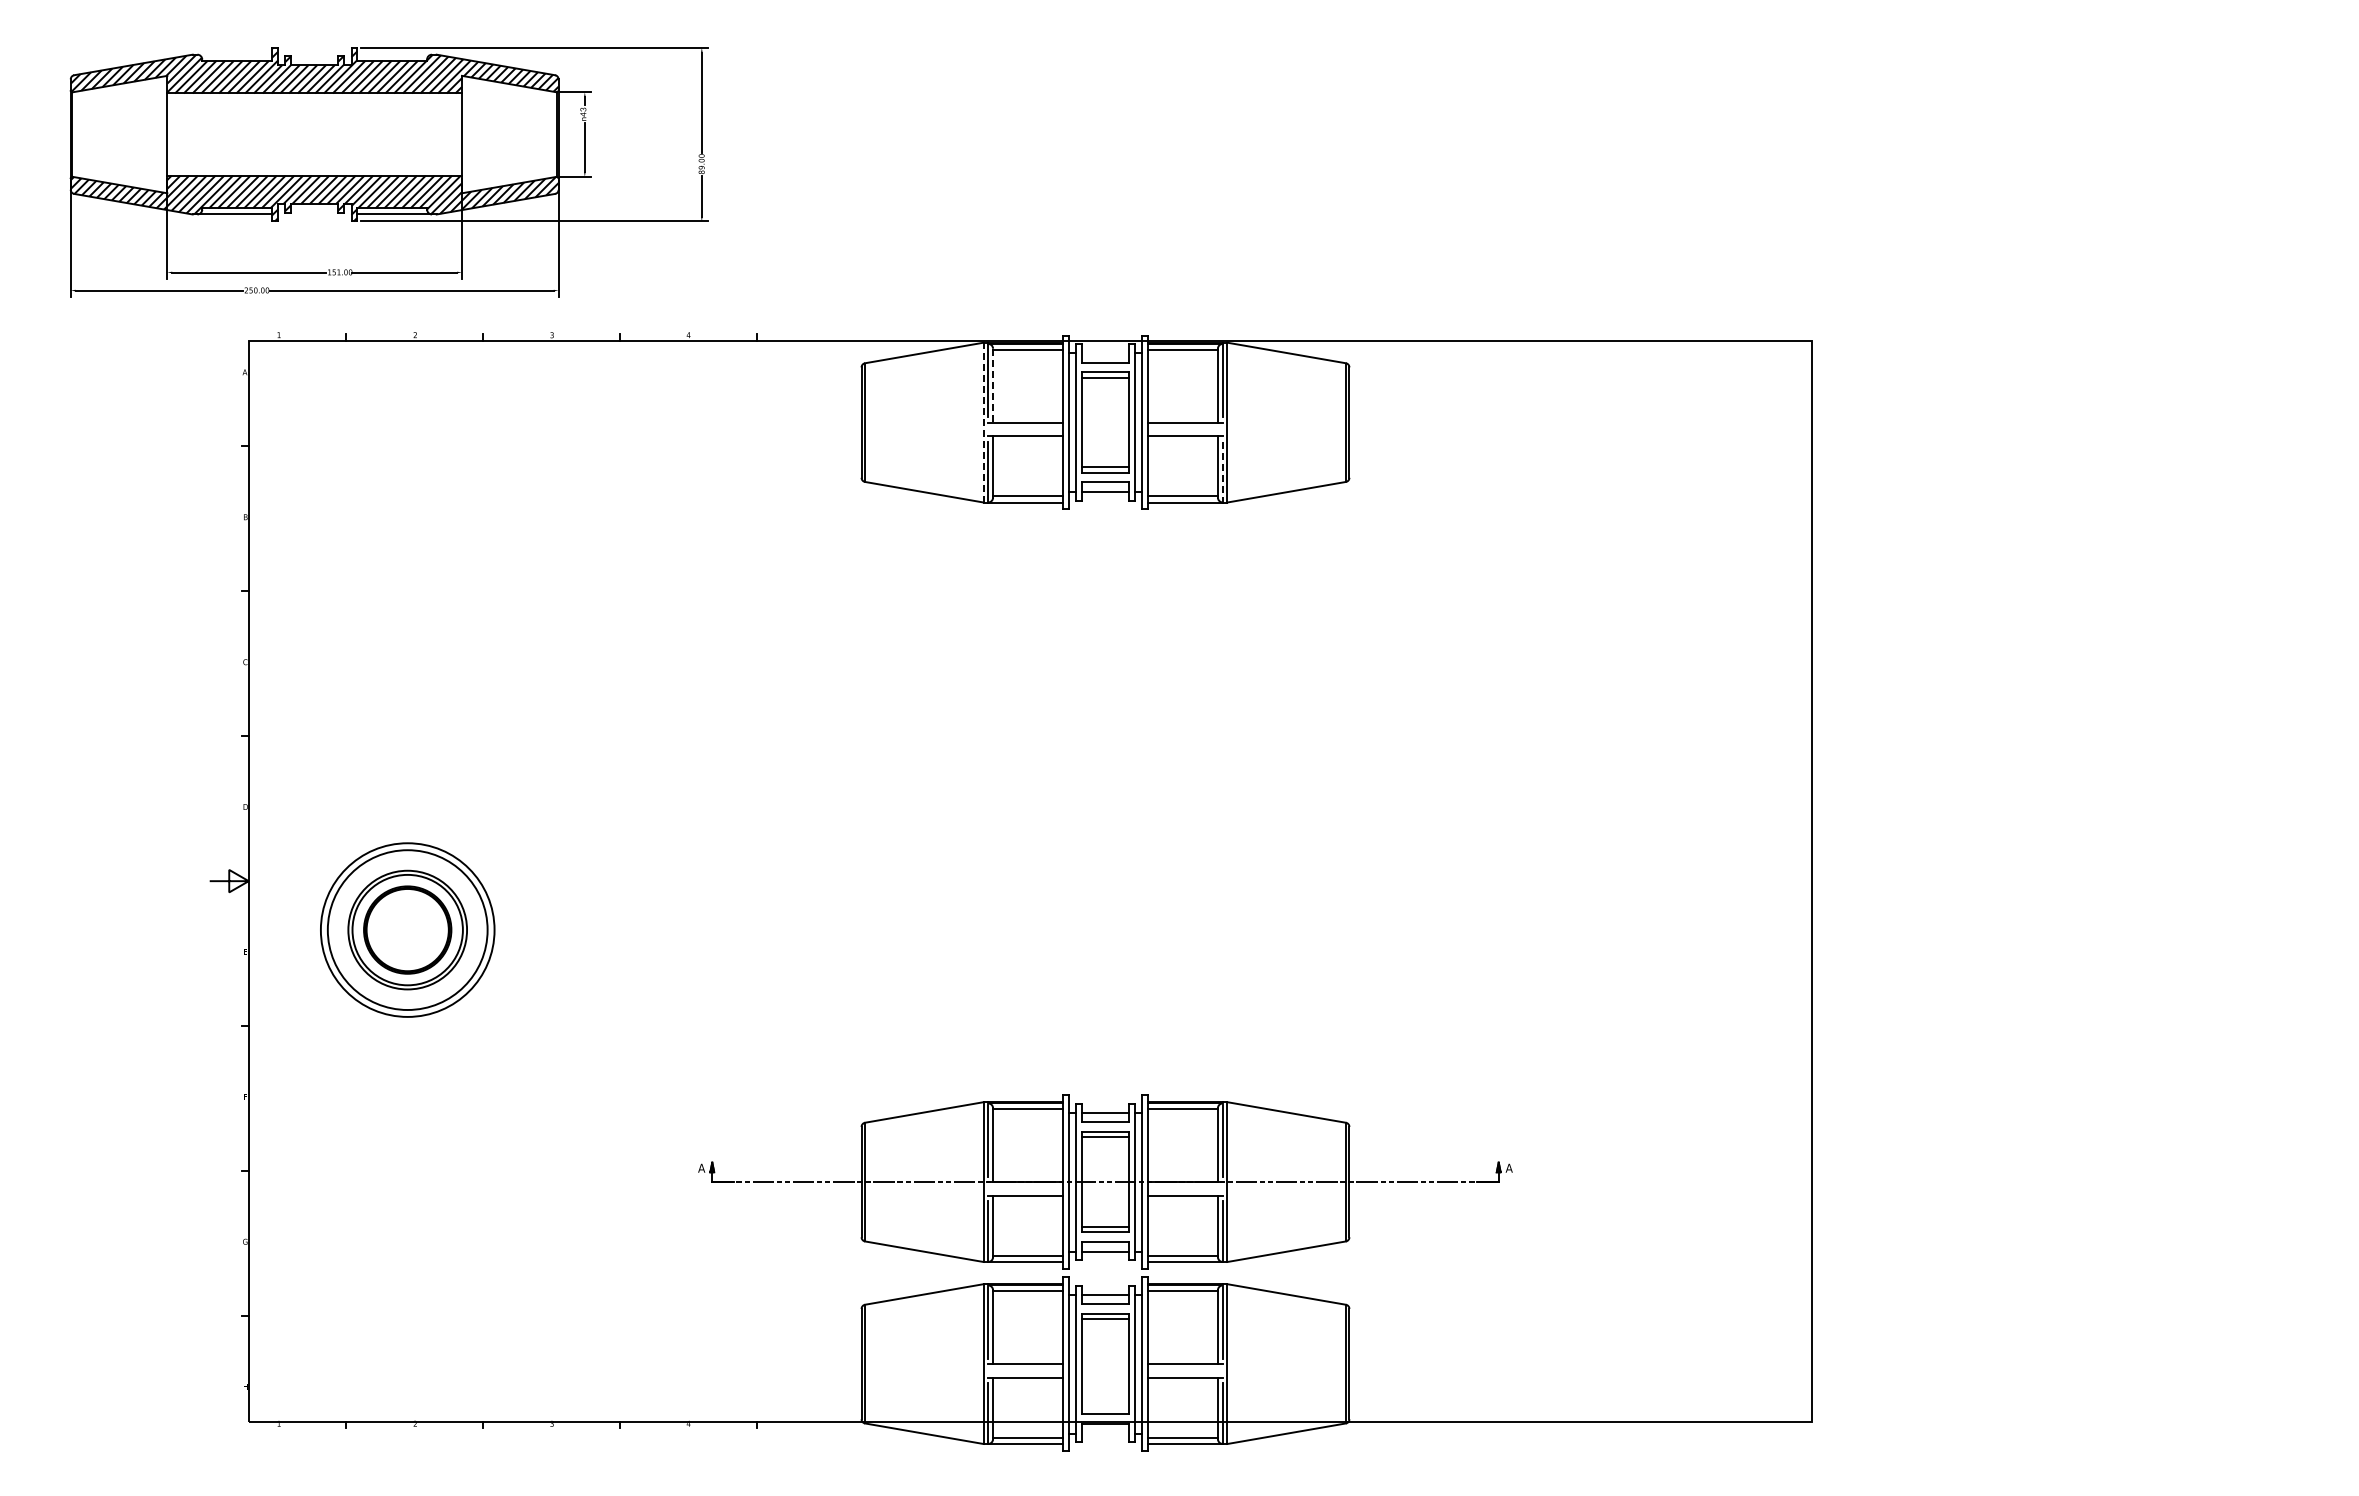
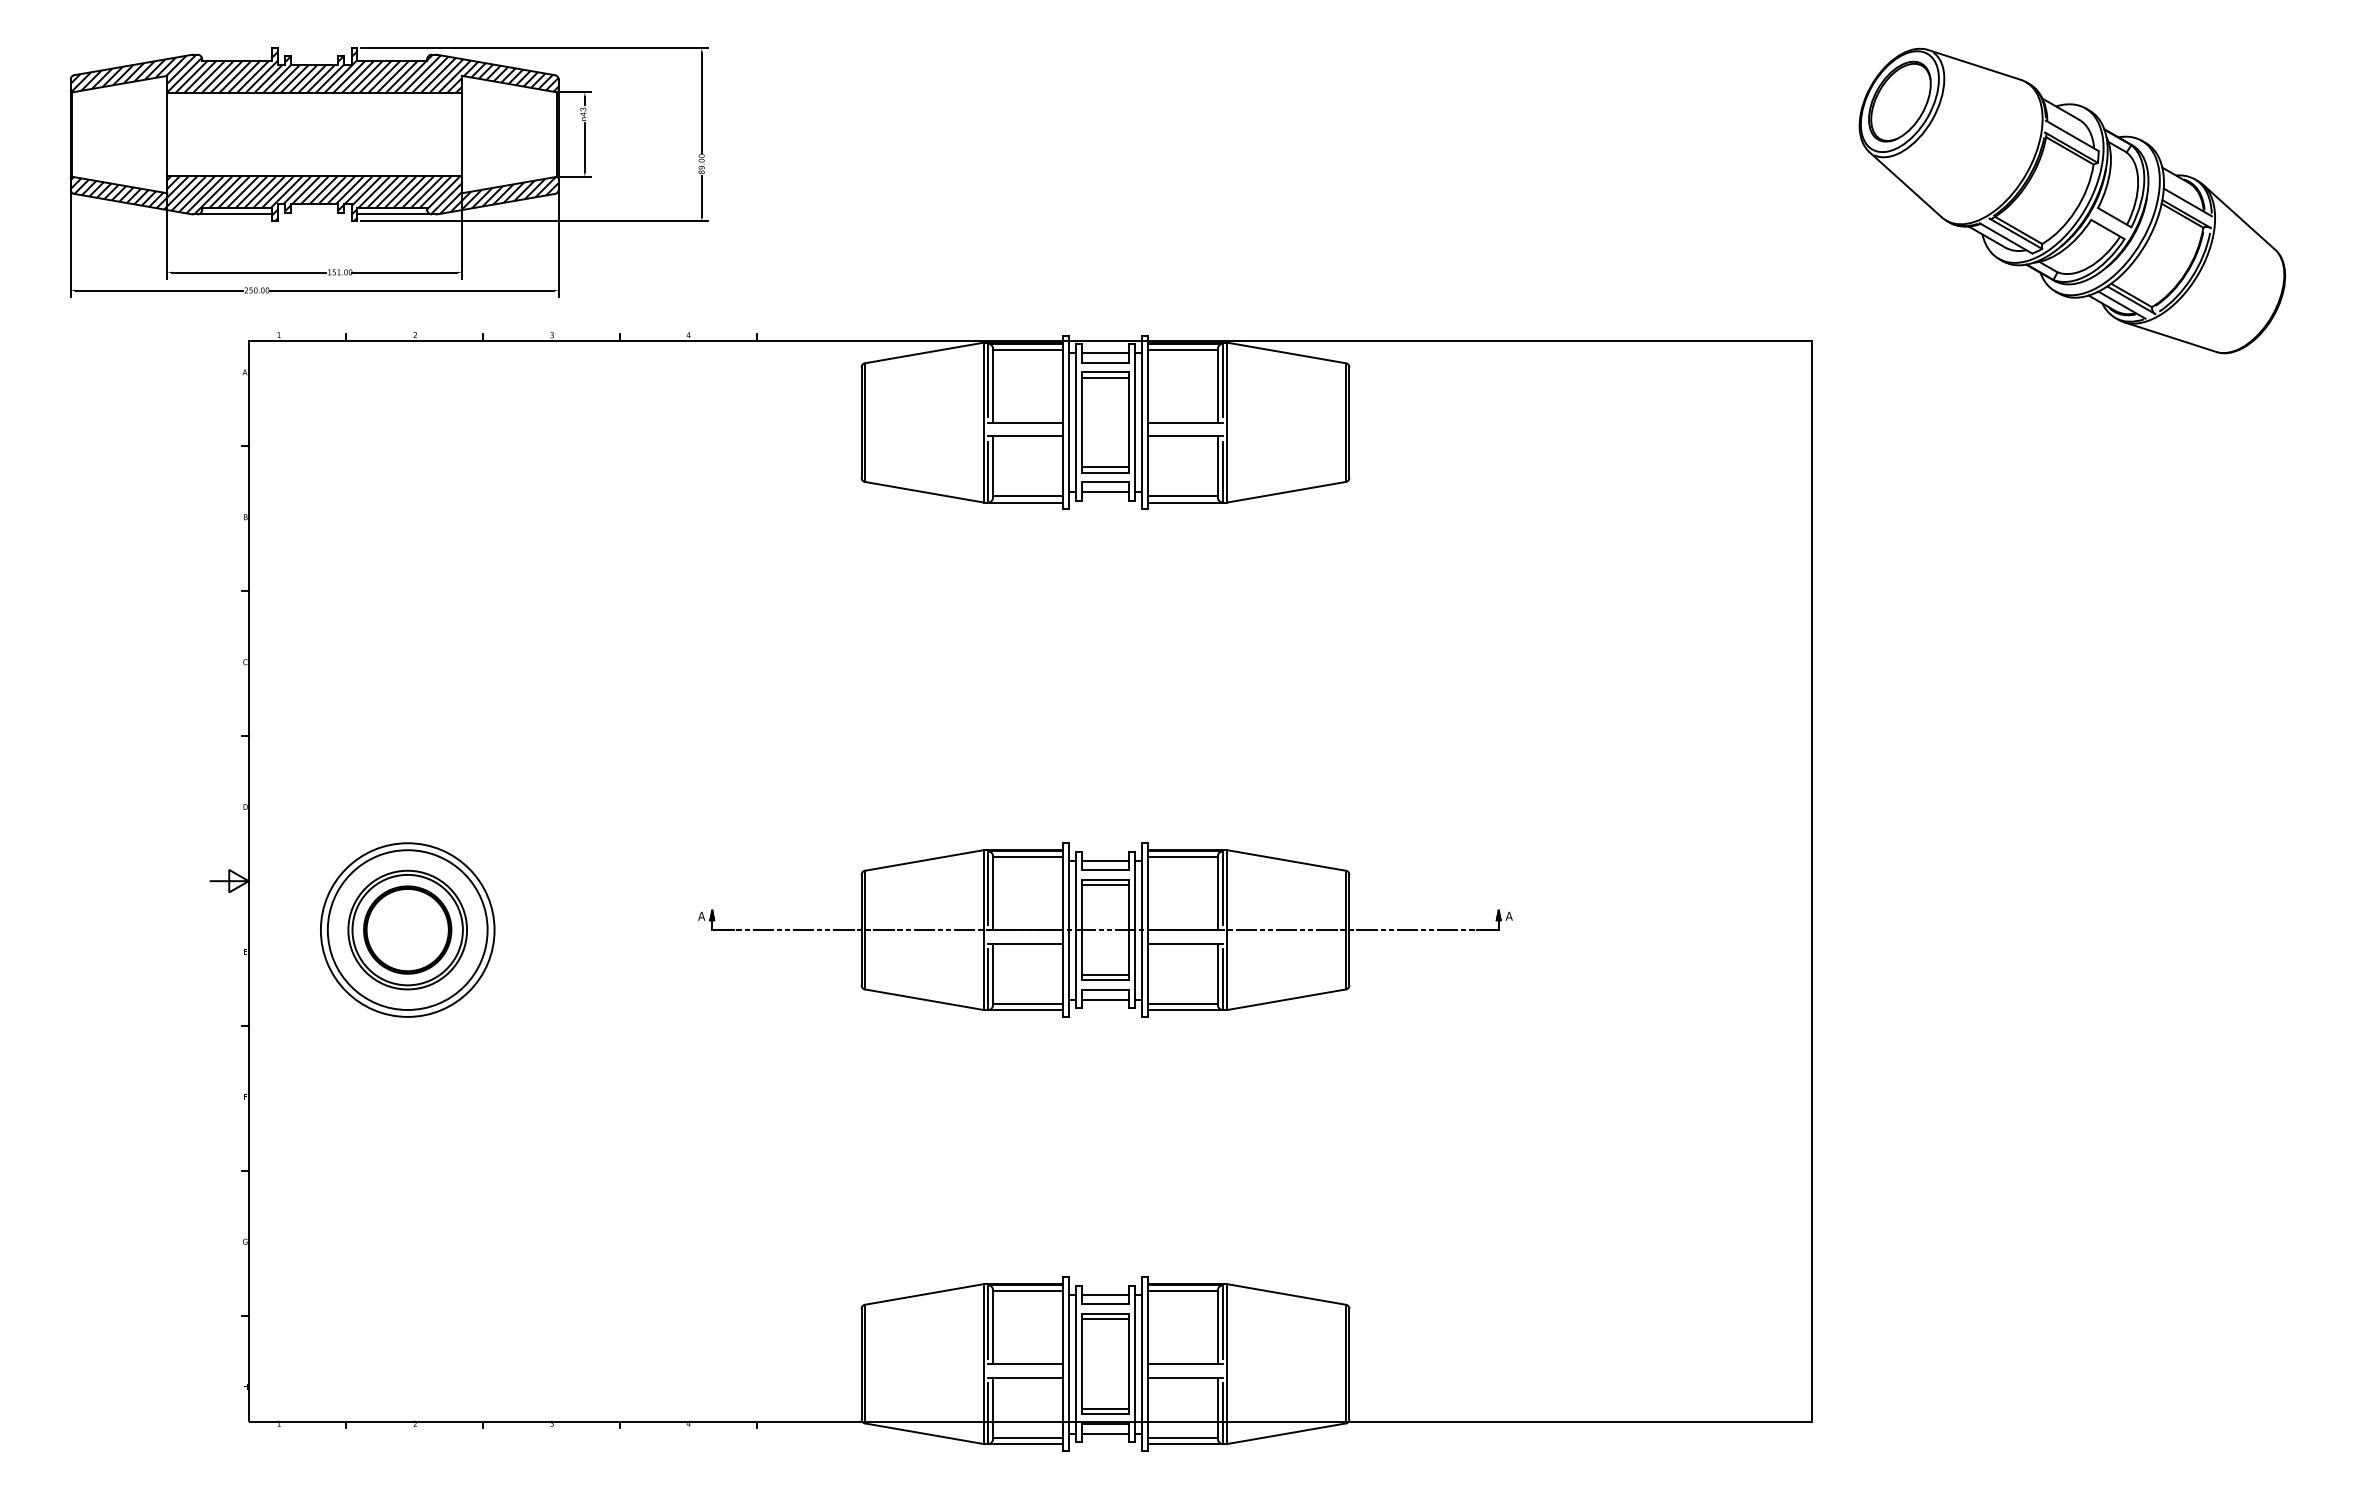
part: none -> present (2072, 200)
line: none -> present (1105, 353)
line: dashed -> solid (993, 385)
line: dashed -> solid (983, 422)
line: dashed -> solid (1222, 472)
part position: (1105, 1181) -> (1105, 929) (1105, 929)
line: none -> present (1105, 1408)
line: none -> present (1105, 1433)
